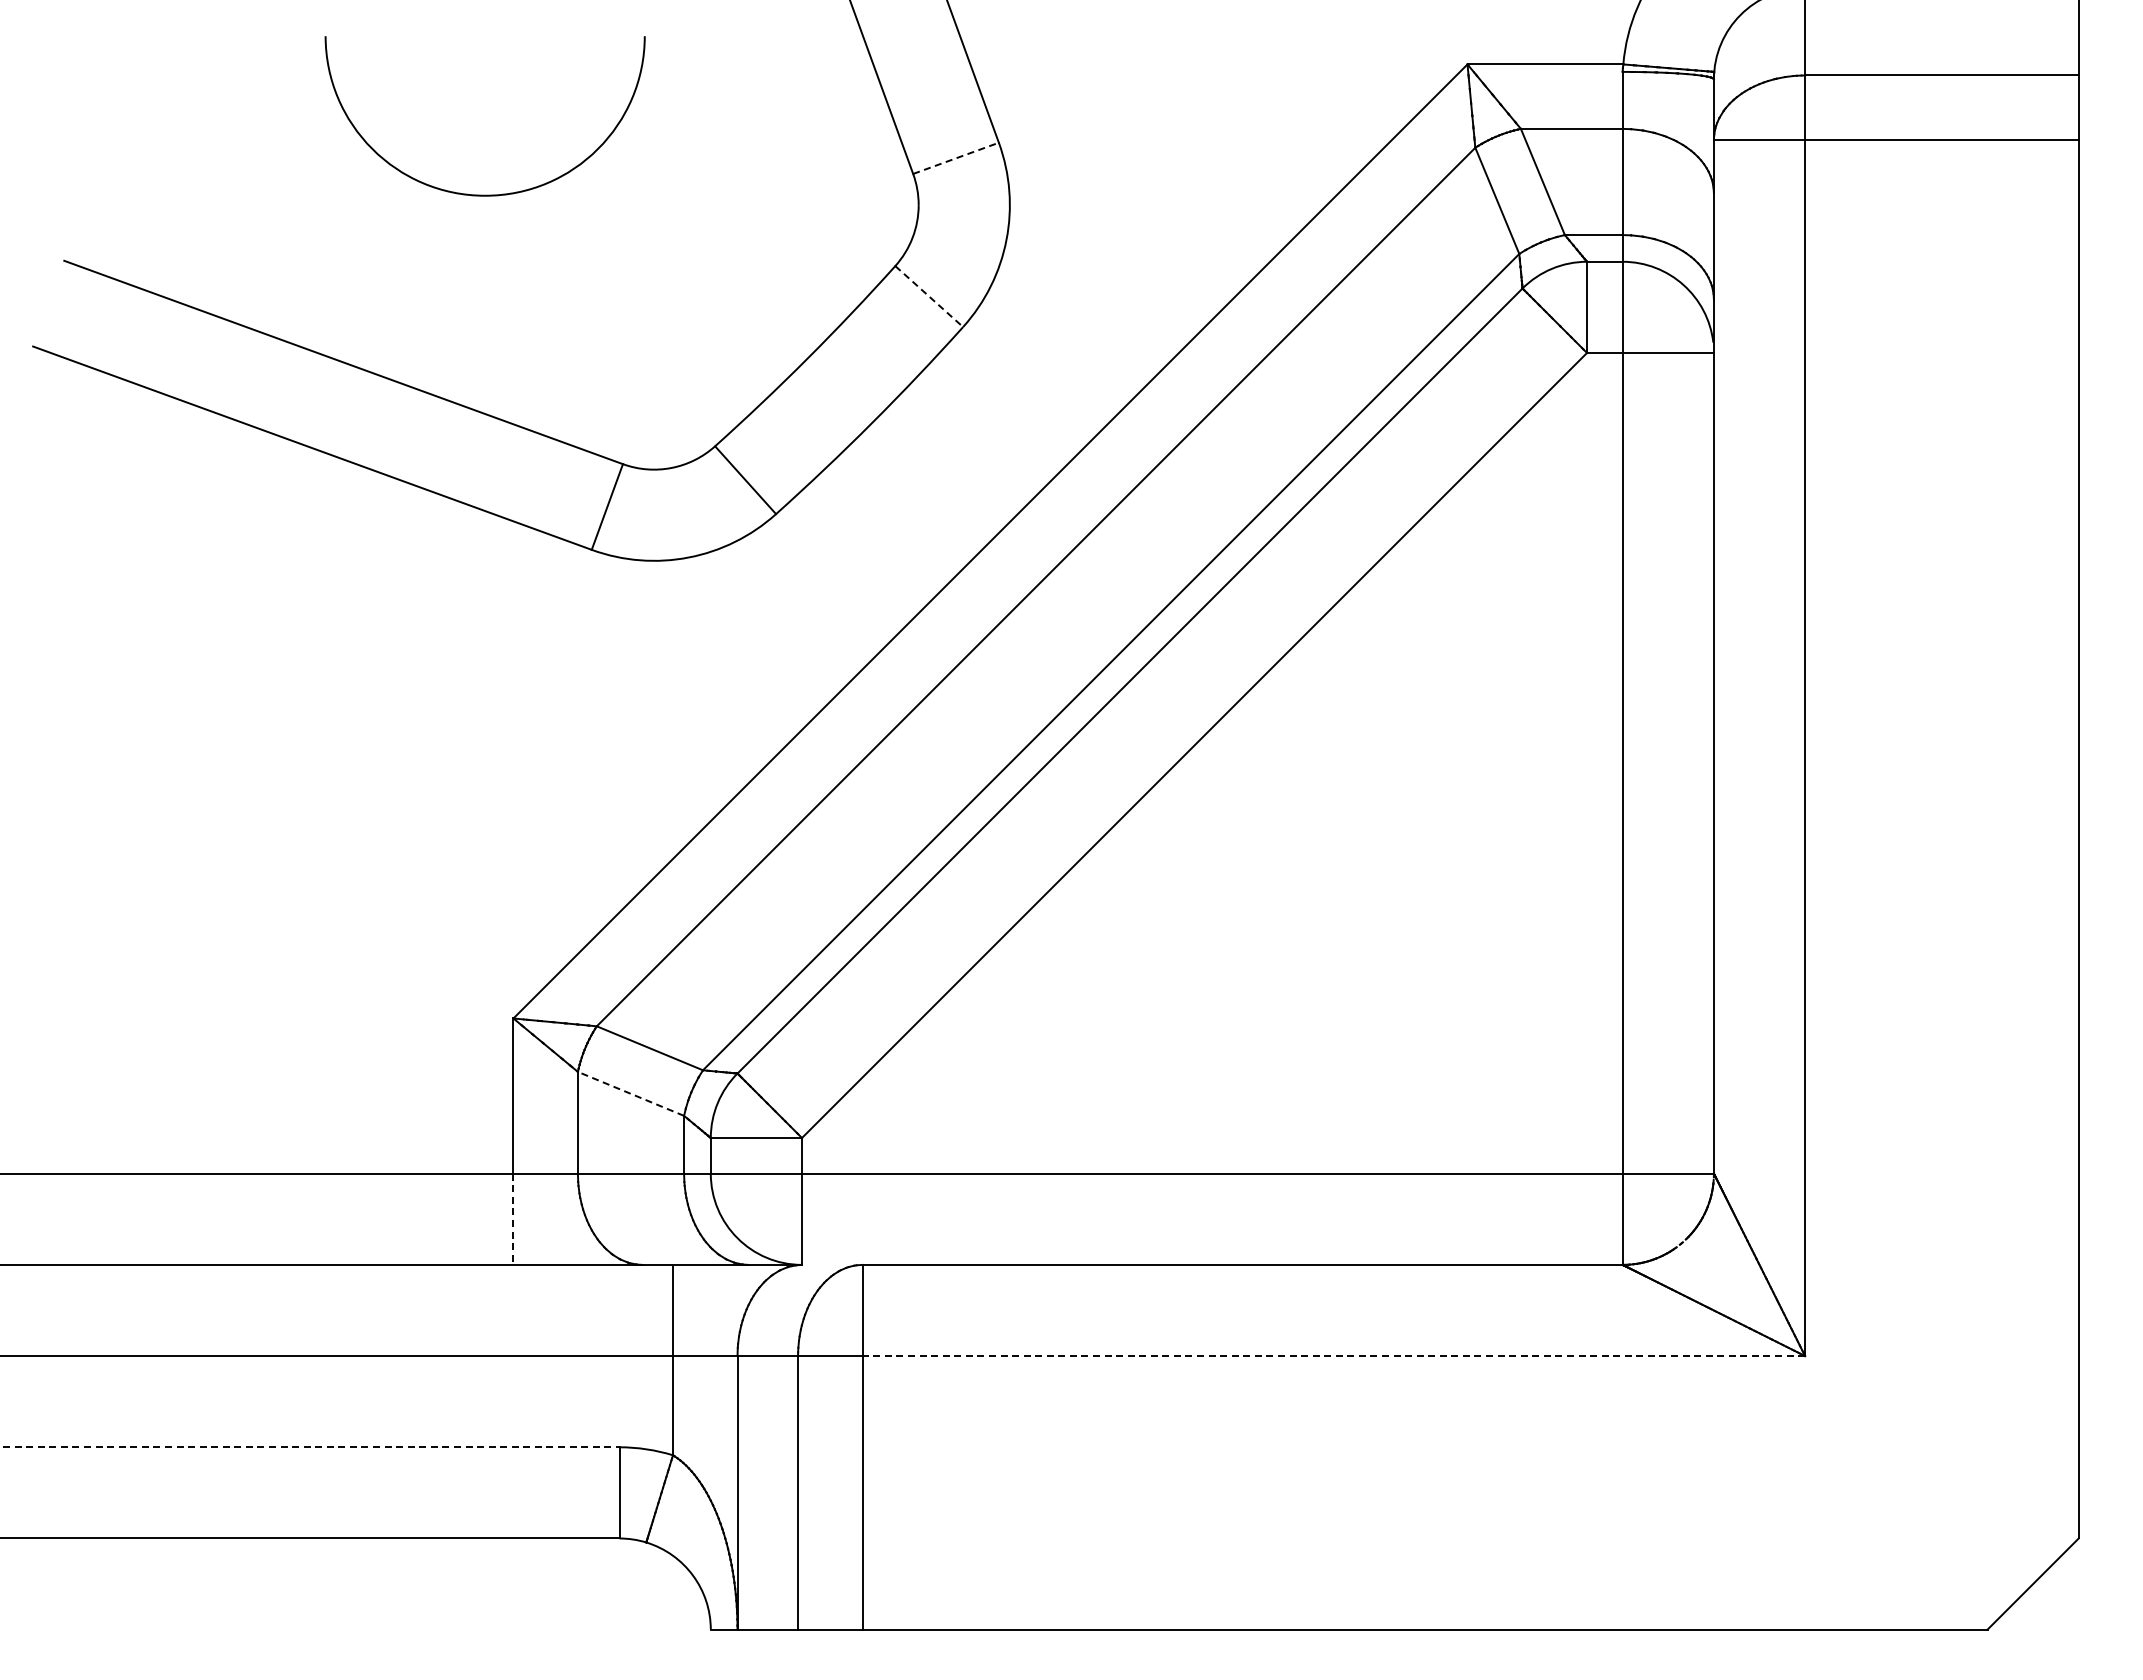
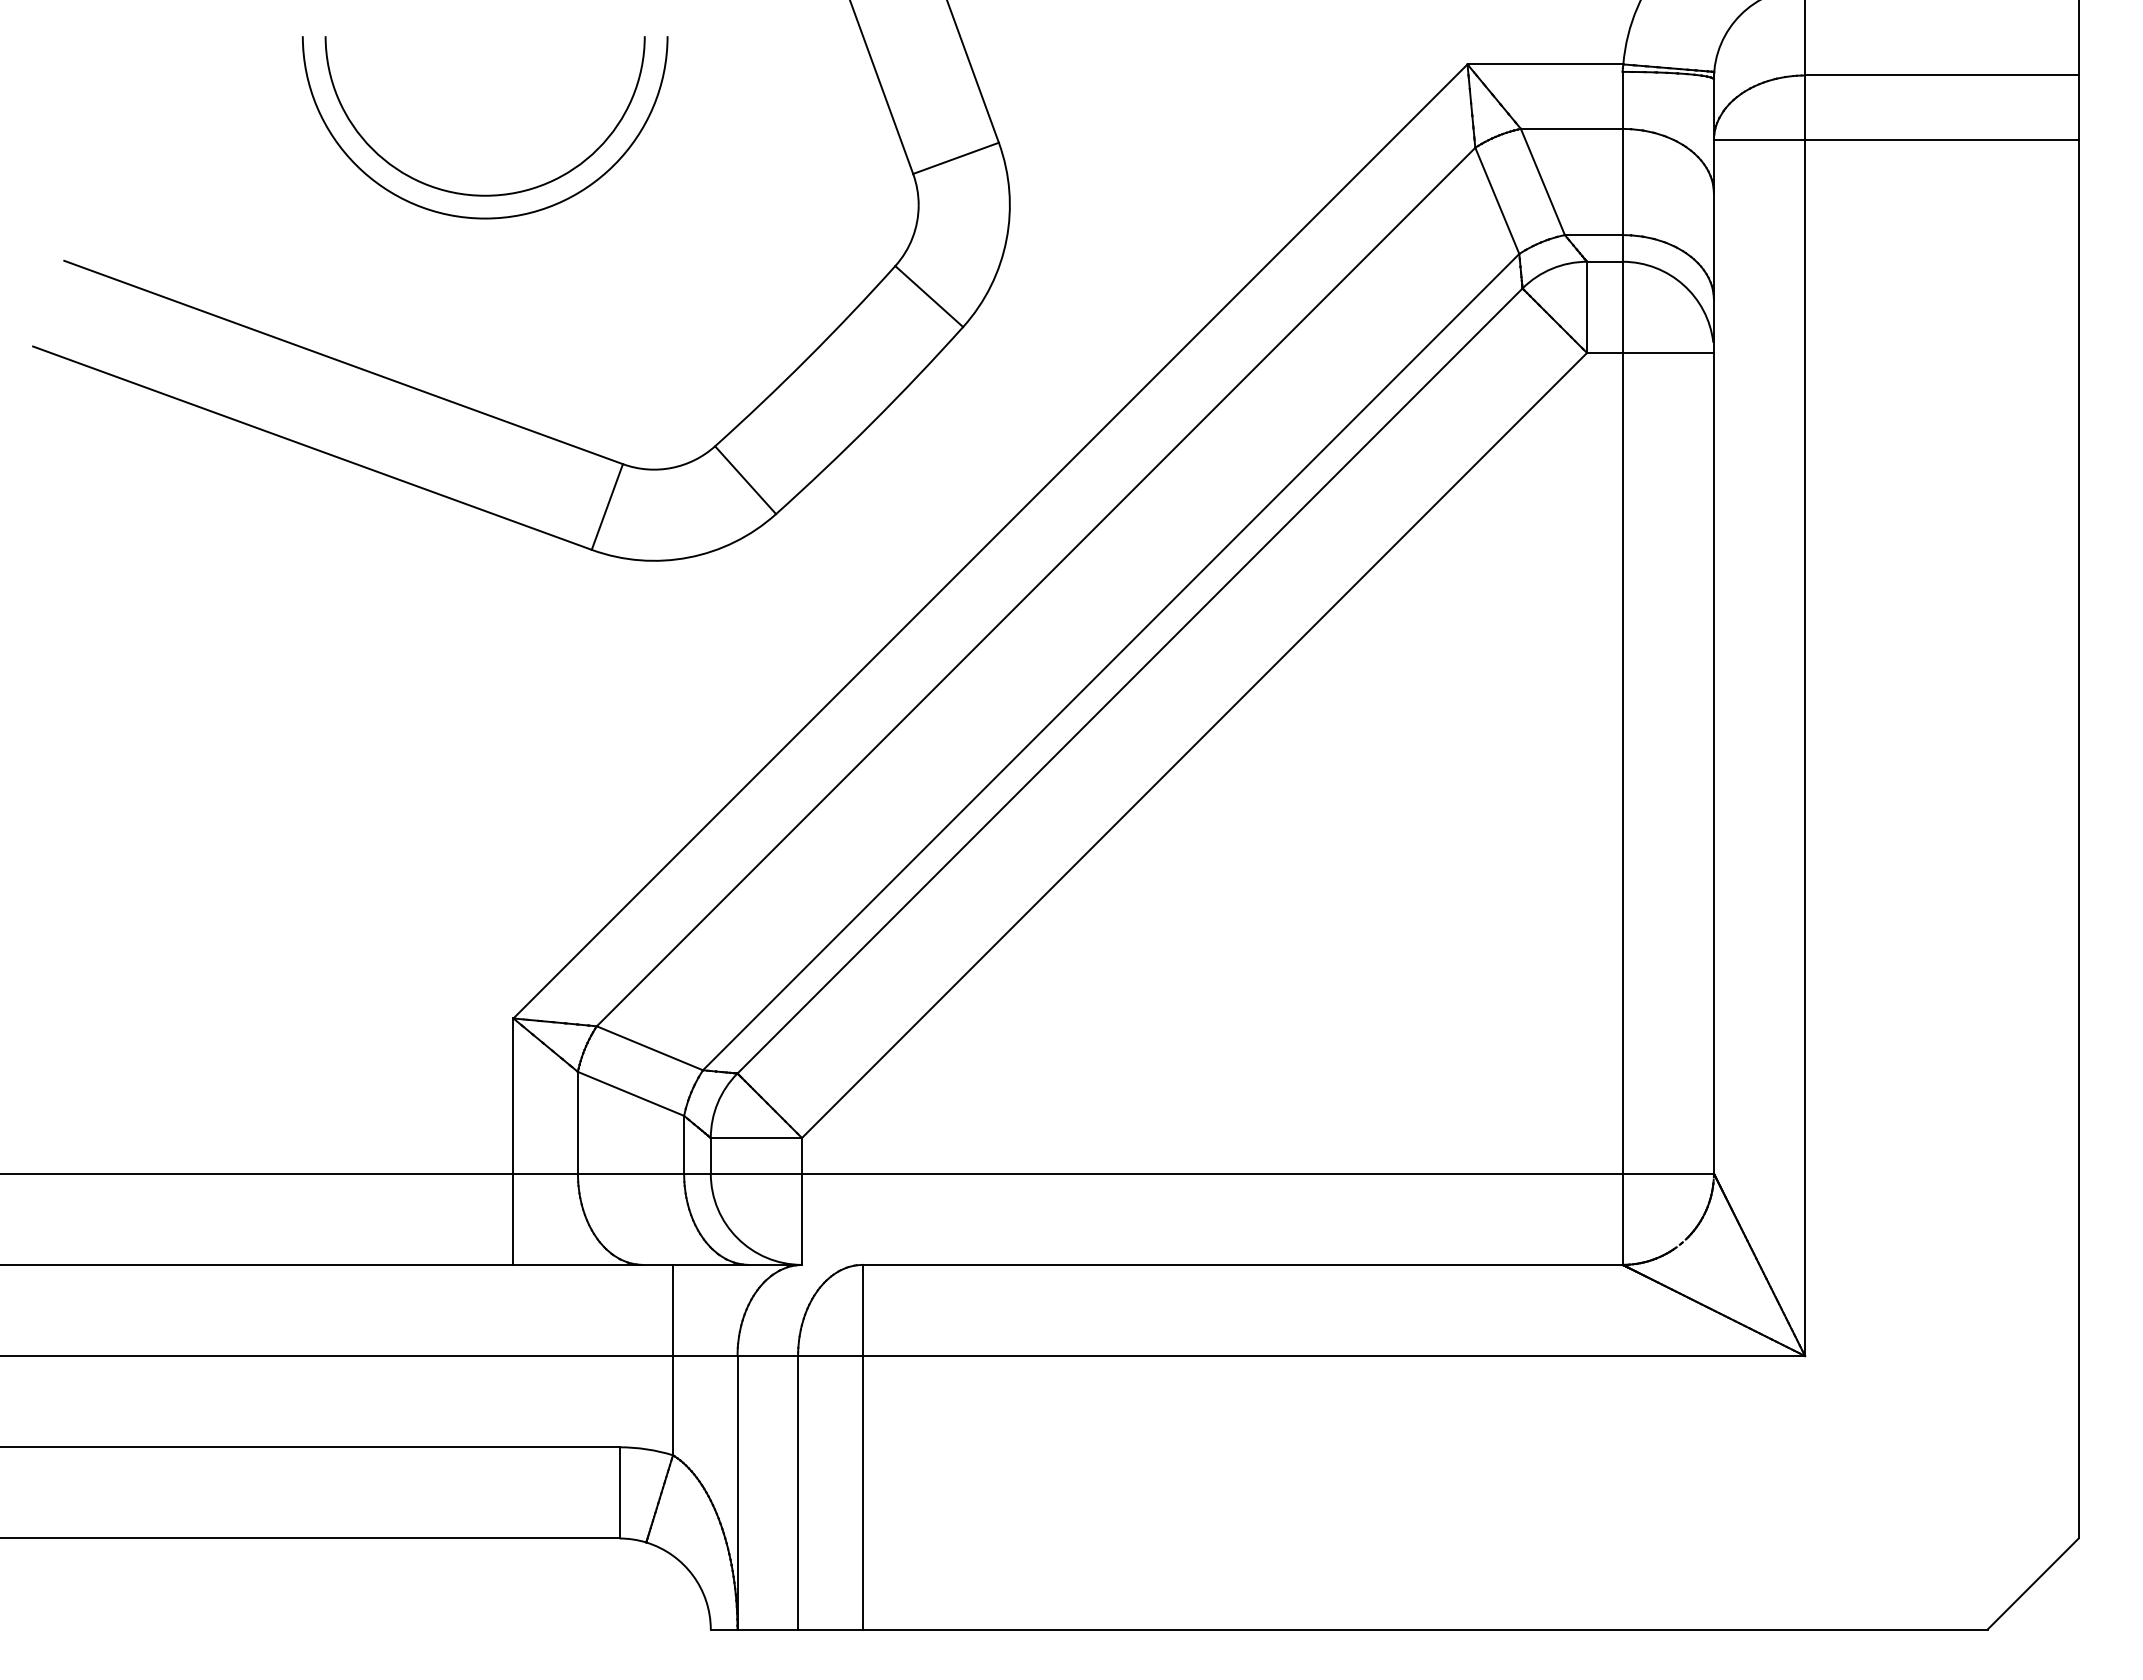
line: dashed -> solid (956, 158)
arc: none -> present (484, 217)
line: dashed -> solid (929, 296)
line: dashed -> solid (630, 1093)
line: dashed -> solid (513, 1219)
line: dashed -> solid (1333, 1356)
line: dashed -> solid (310, 1447)
